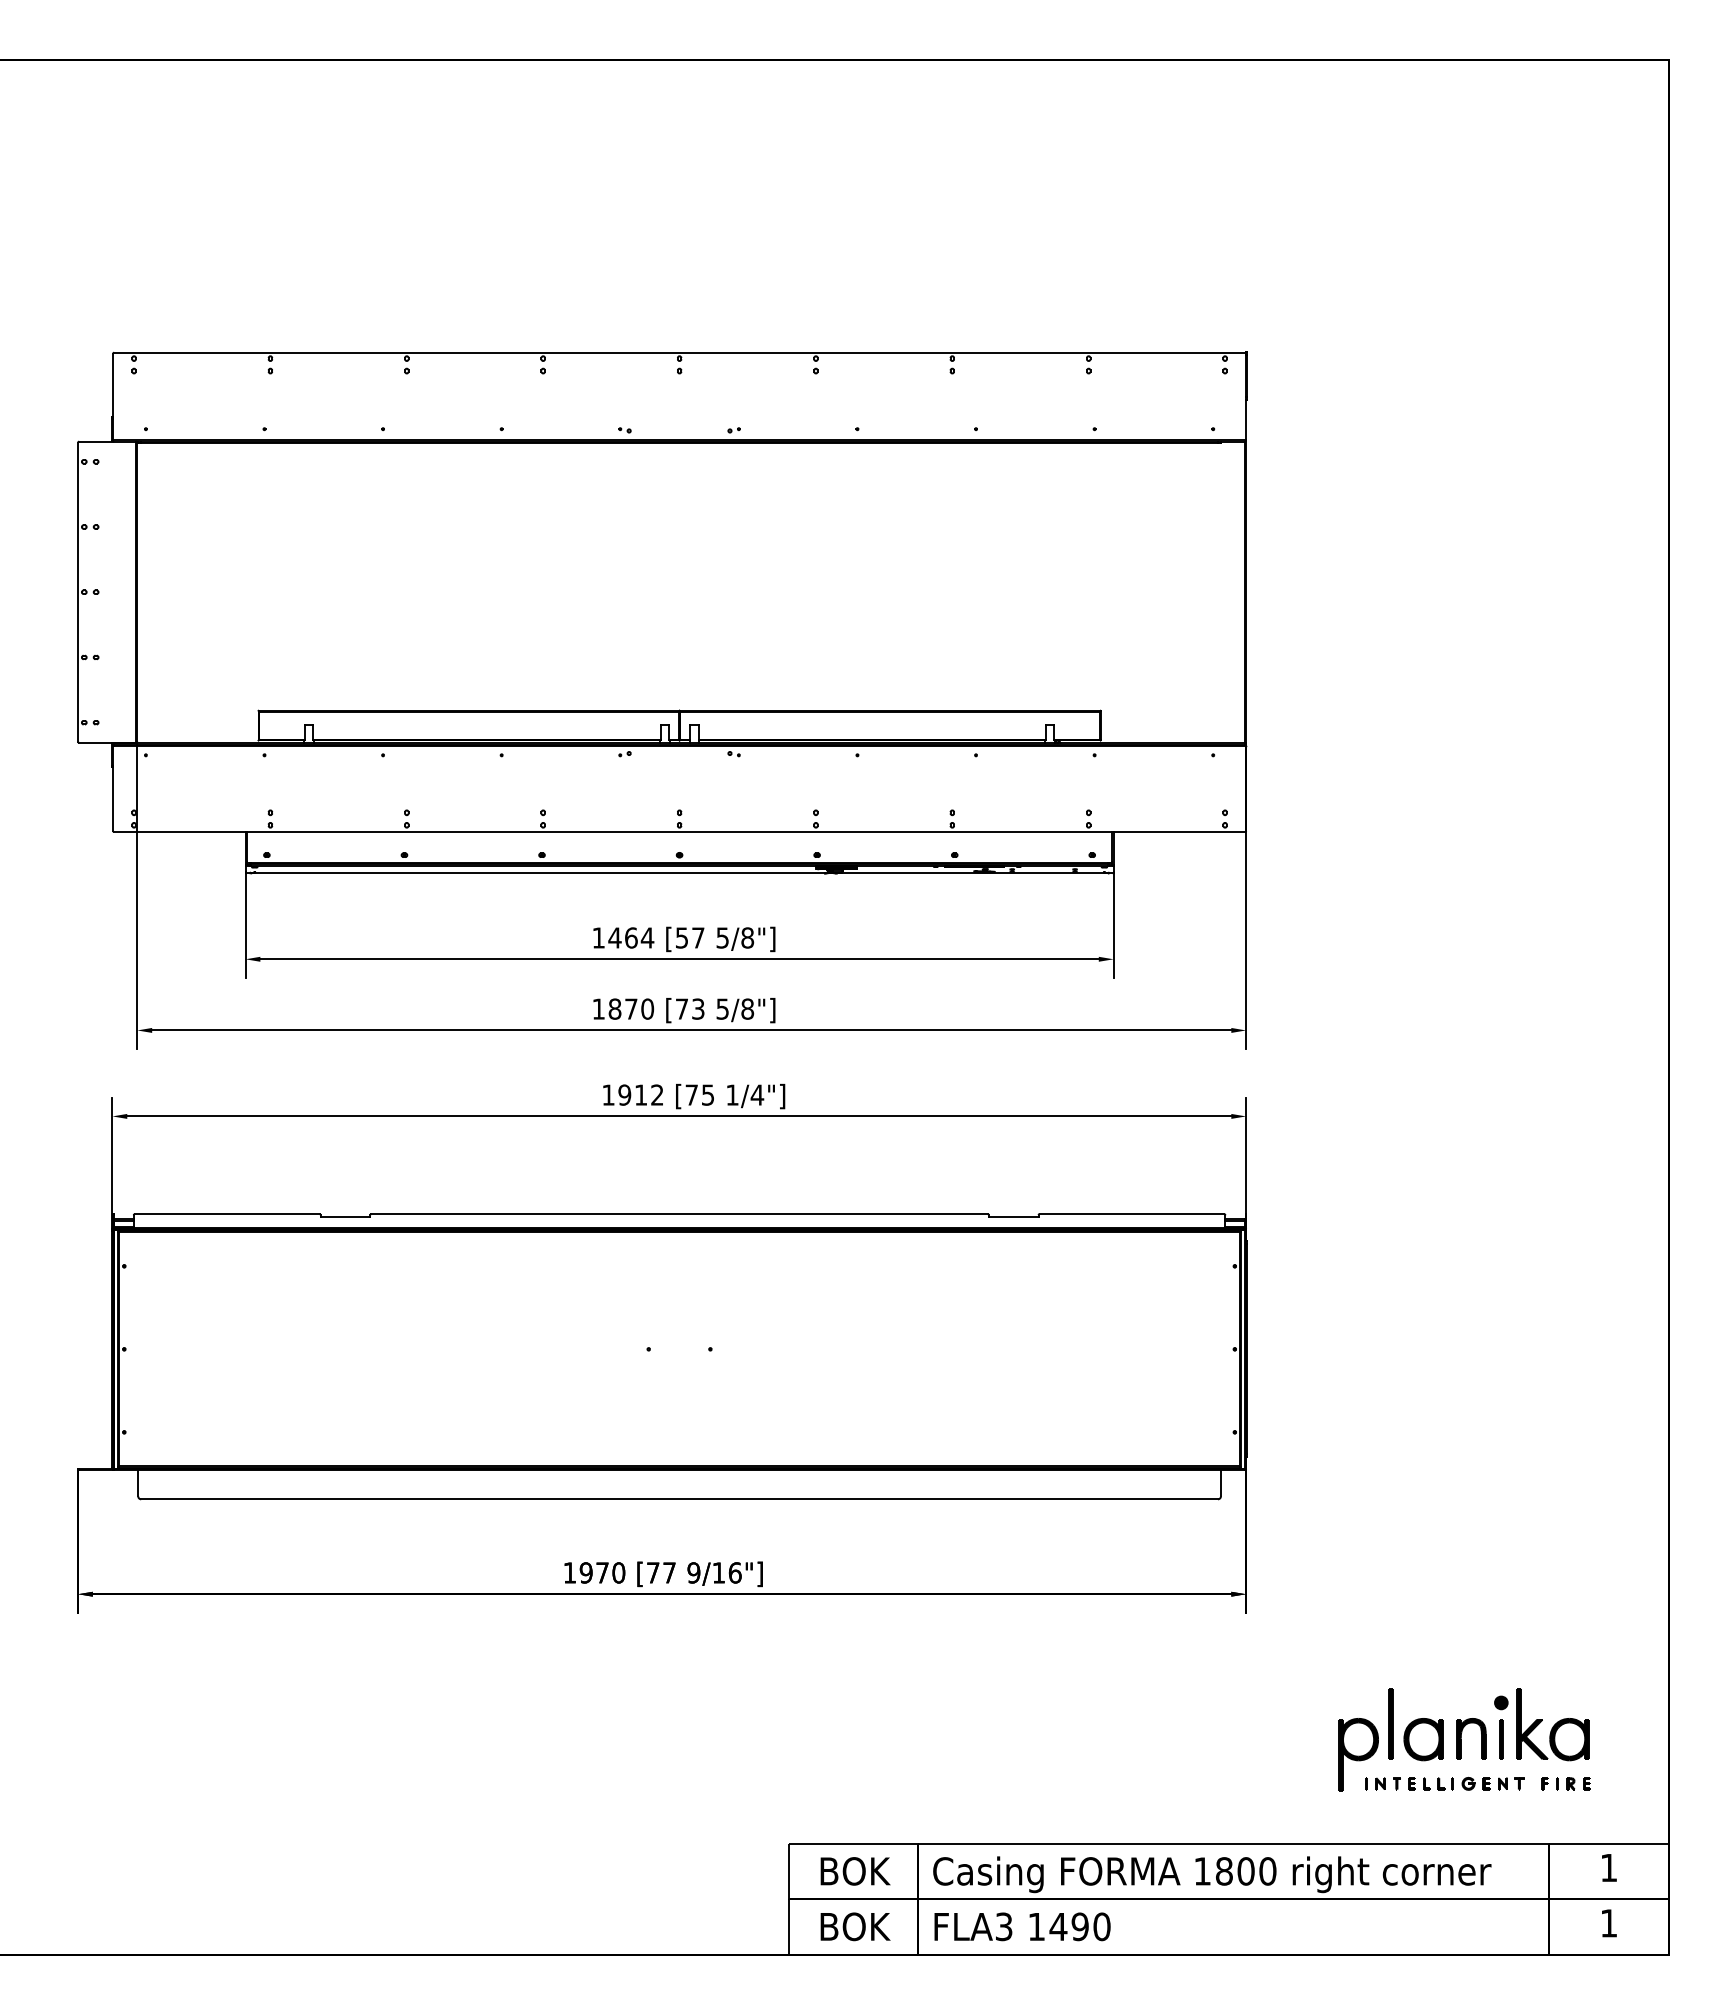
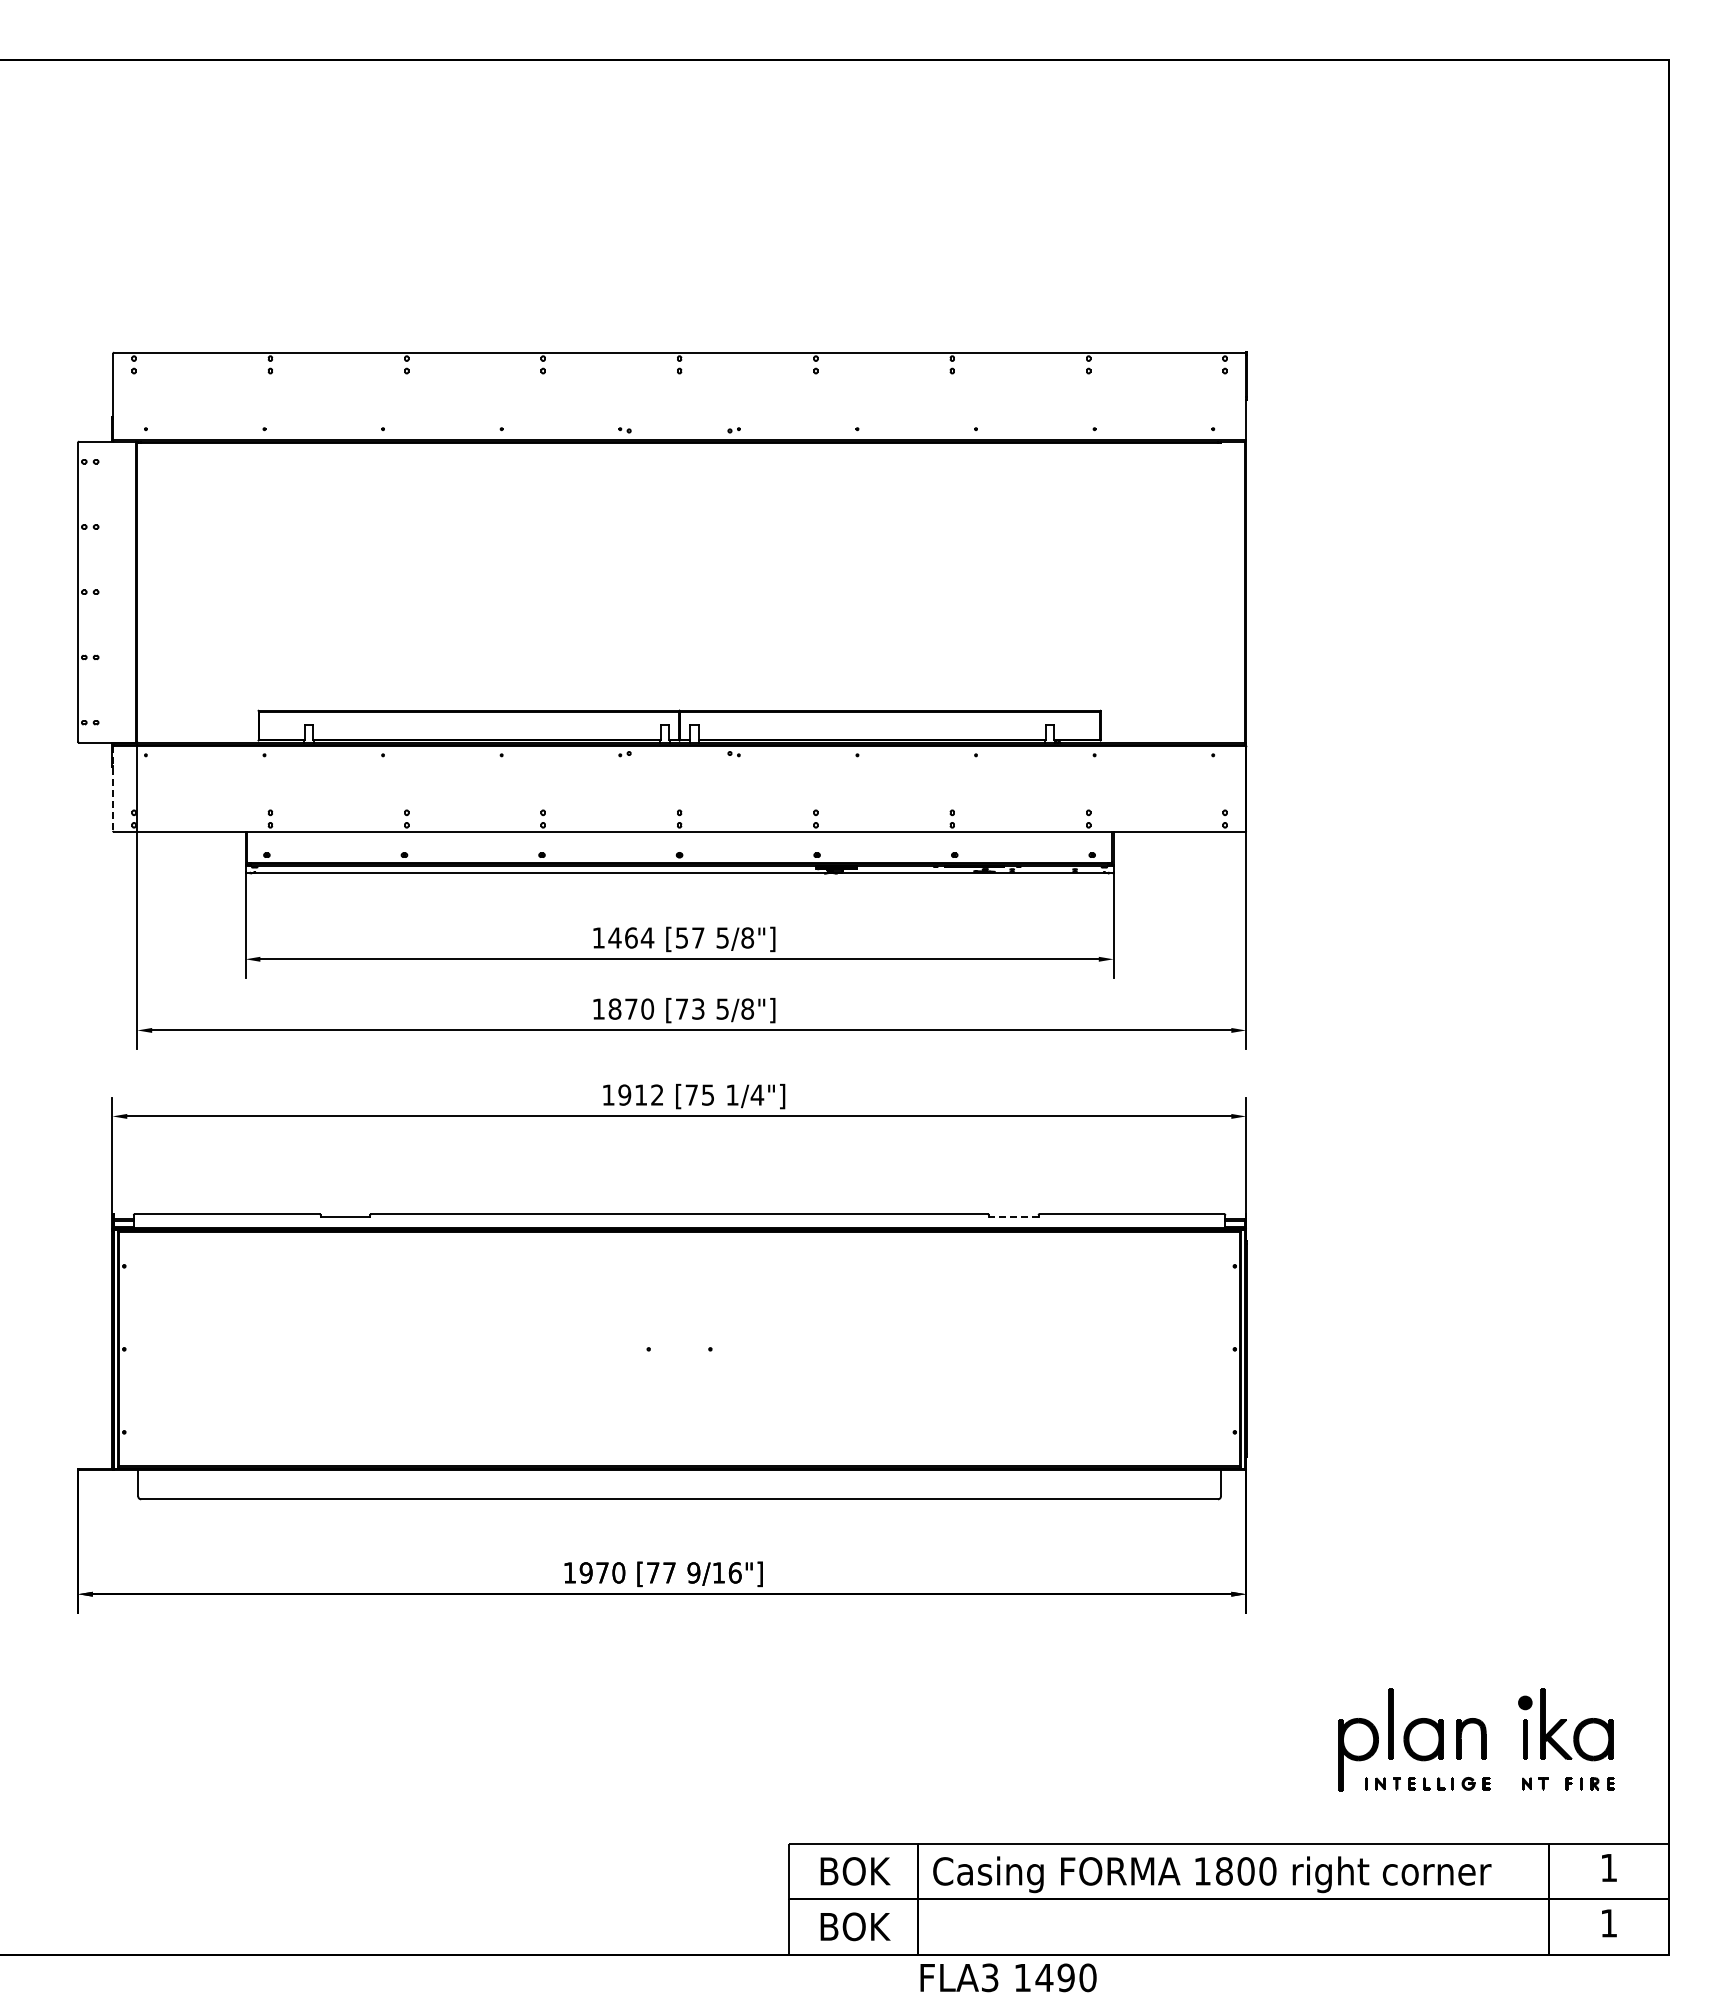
line: solid -> dashed (113, 788)
line: solid -> dashed (1013, 1217)
part position: (1549, 1739) -> (1573, 1739) (1573, 1739)
text position: (1022, 1926) -> (1008, 1977) (1008, 1977)
